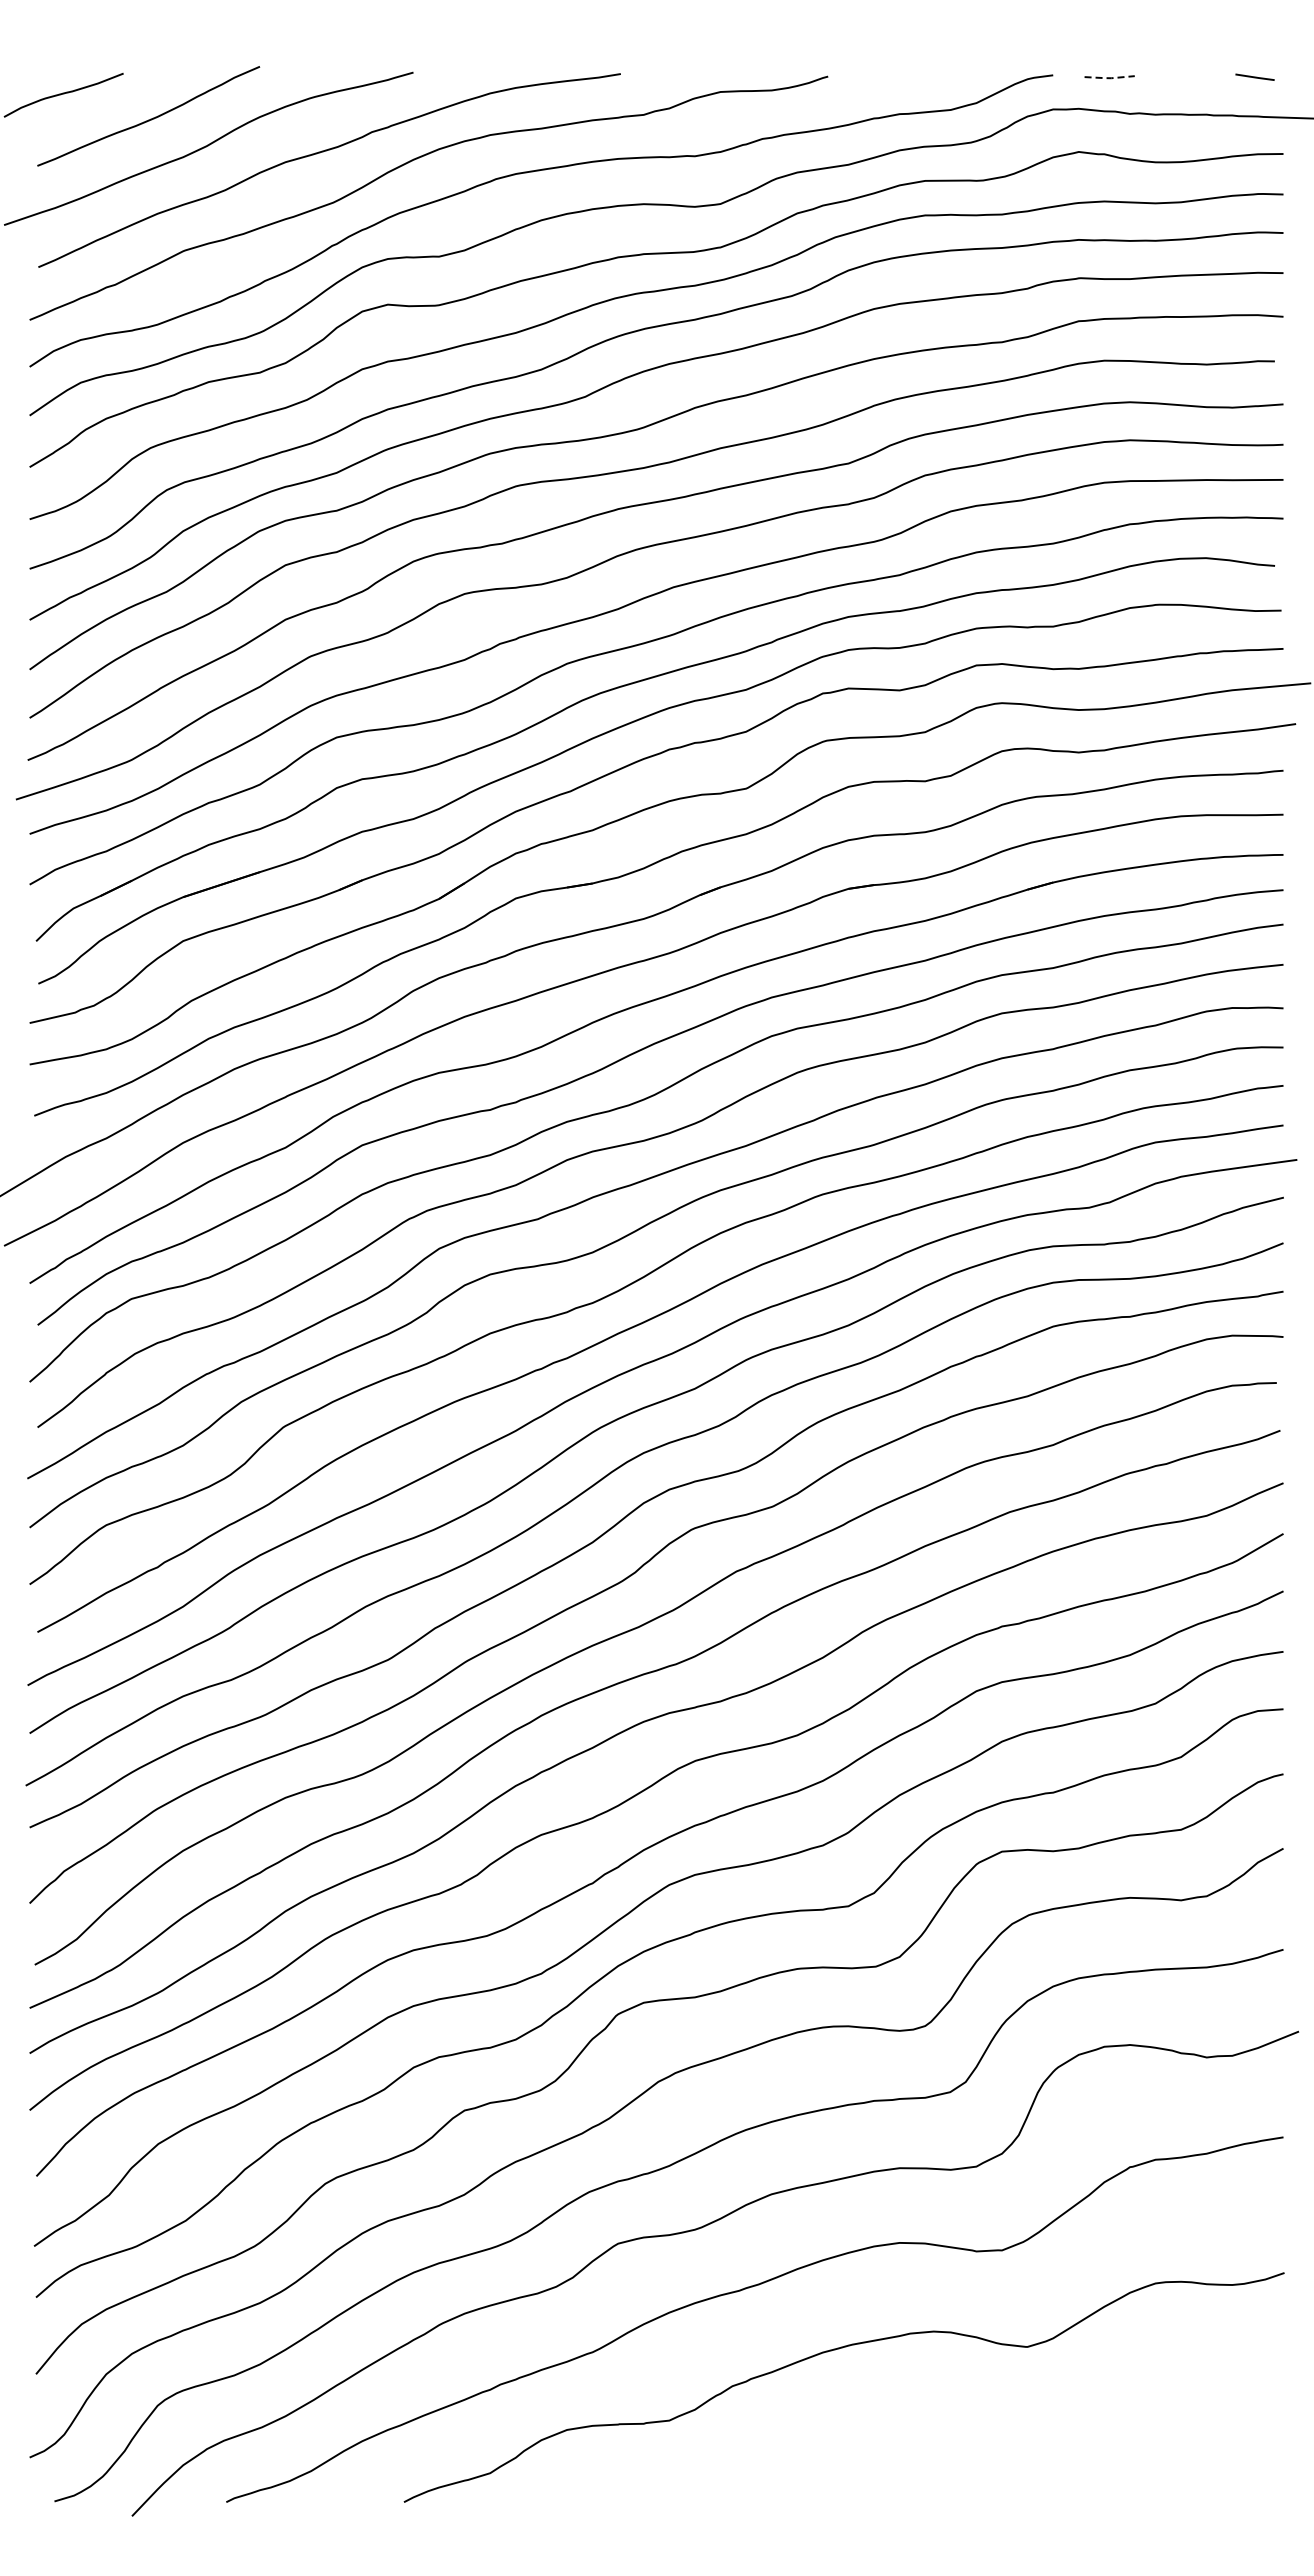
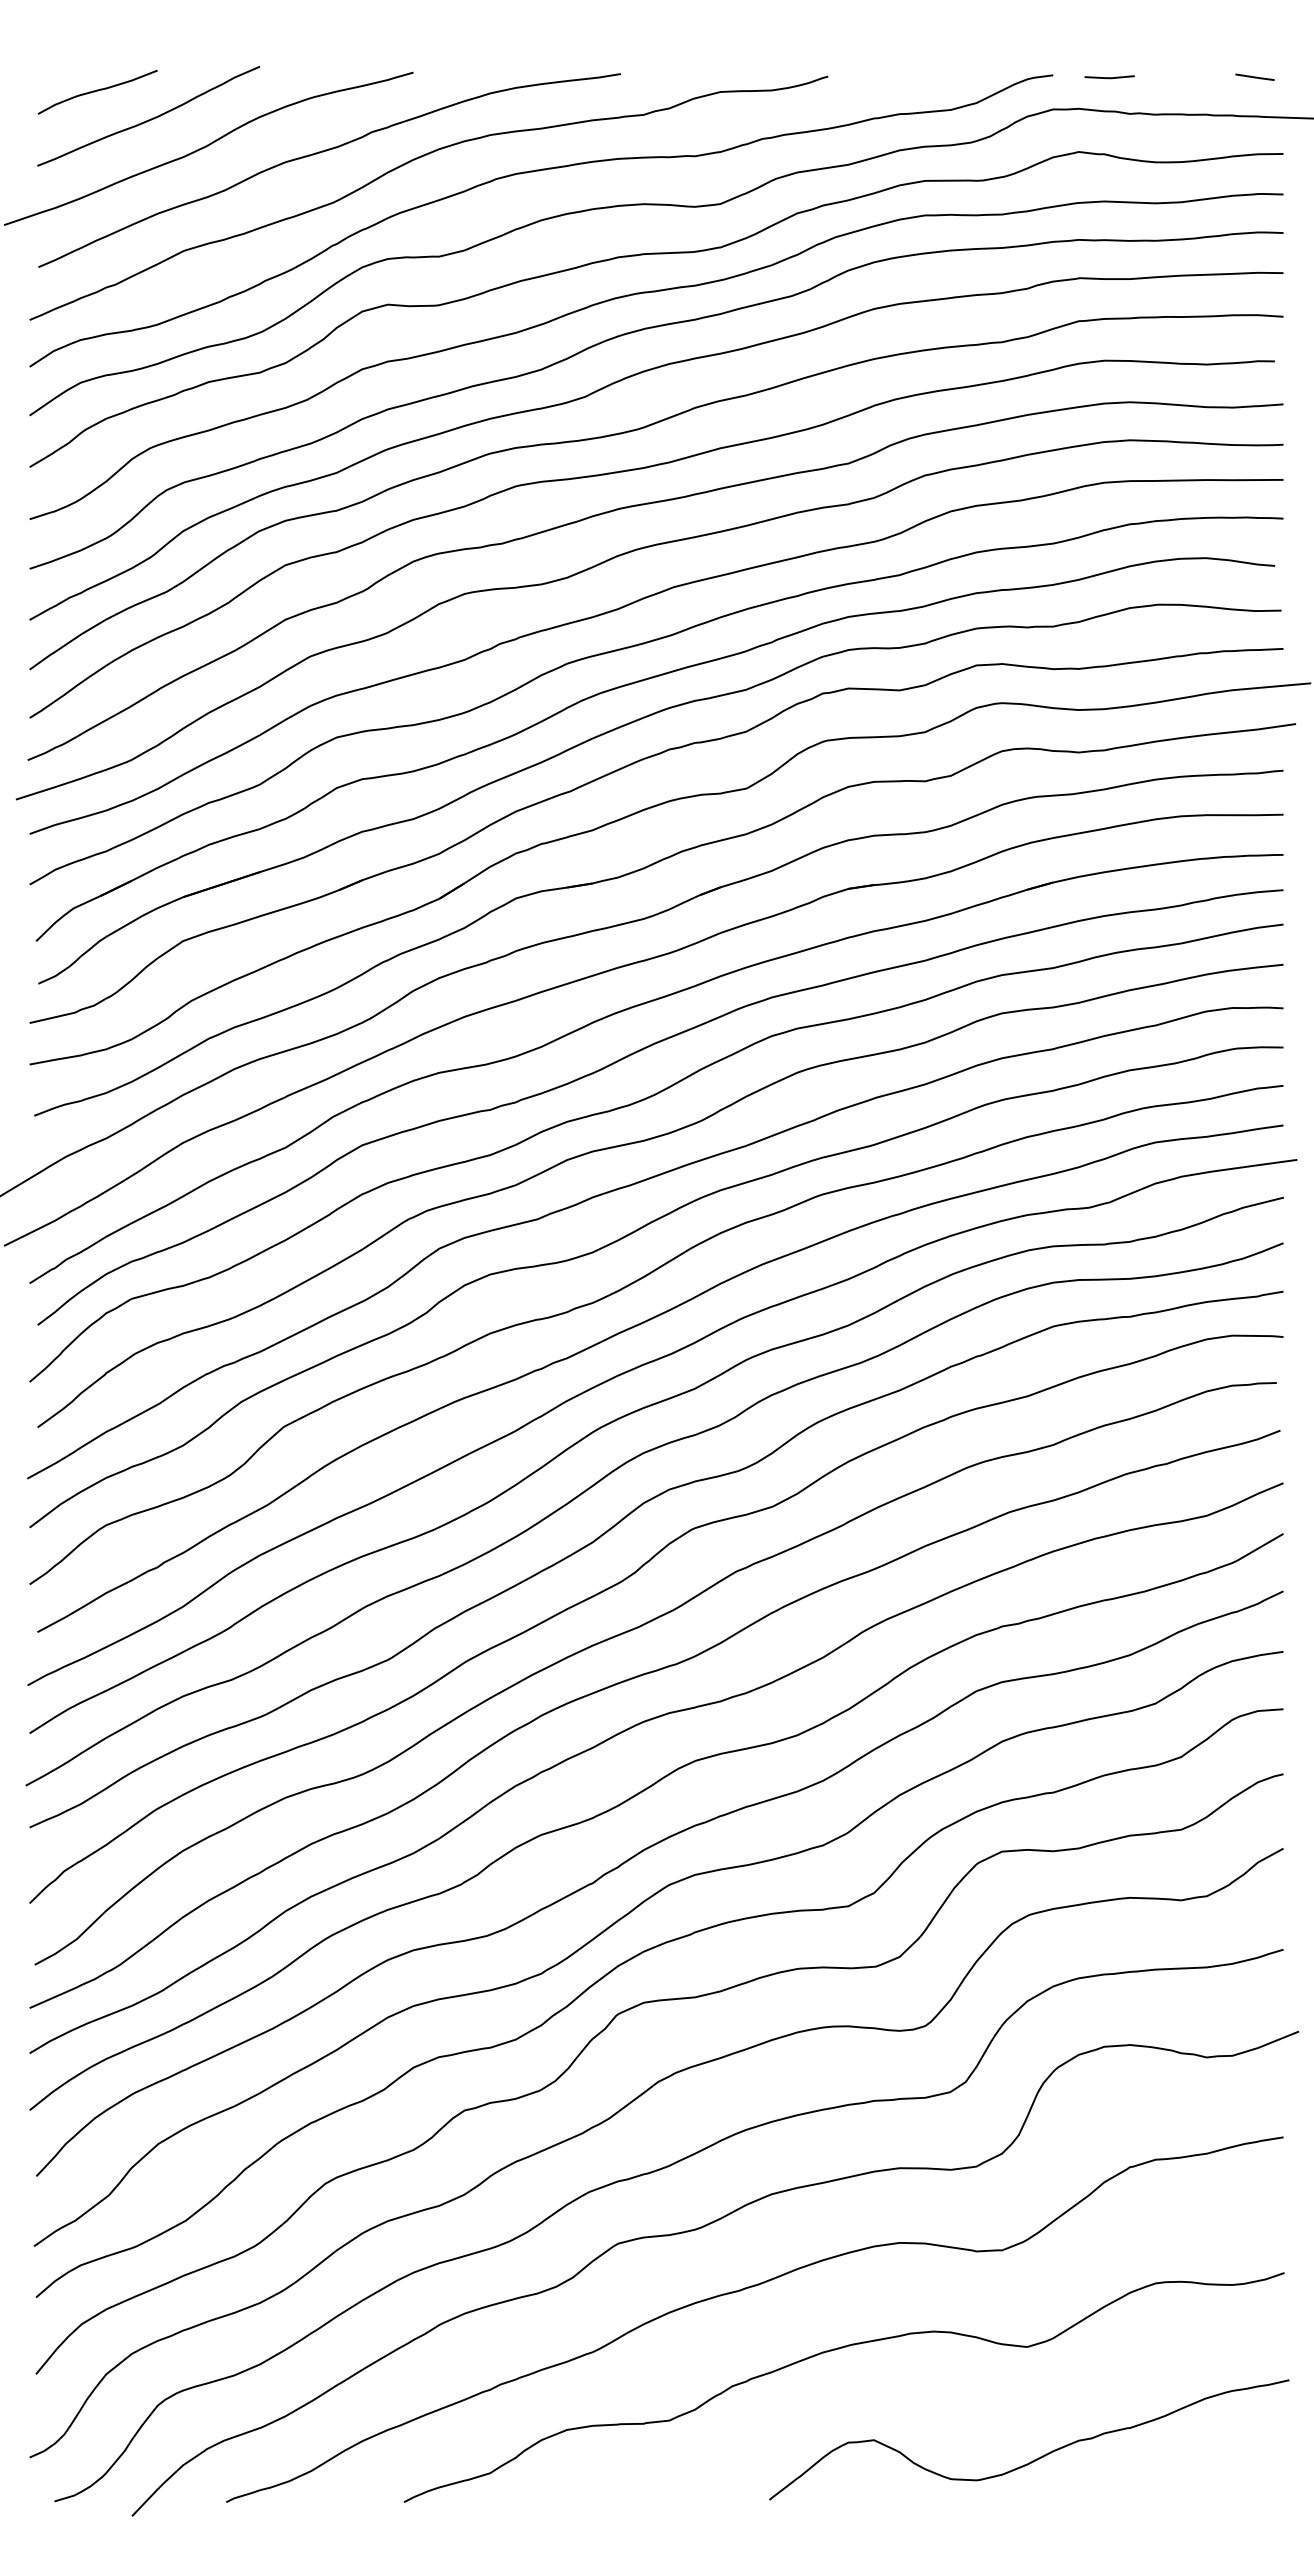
line: dashed -> solid (1110, 78)
curve position: (63, 94) -> (97, 91) (97, 91)
curve: none -> present (1038, 2457)
